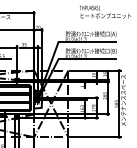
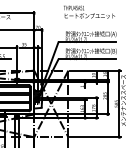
text position: (105, 11) -> (89, 11) (89, 11)
